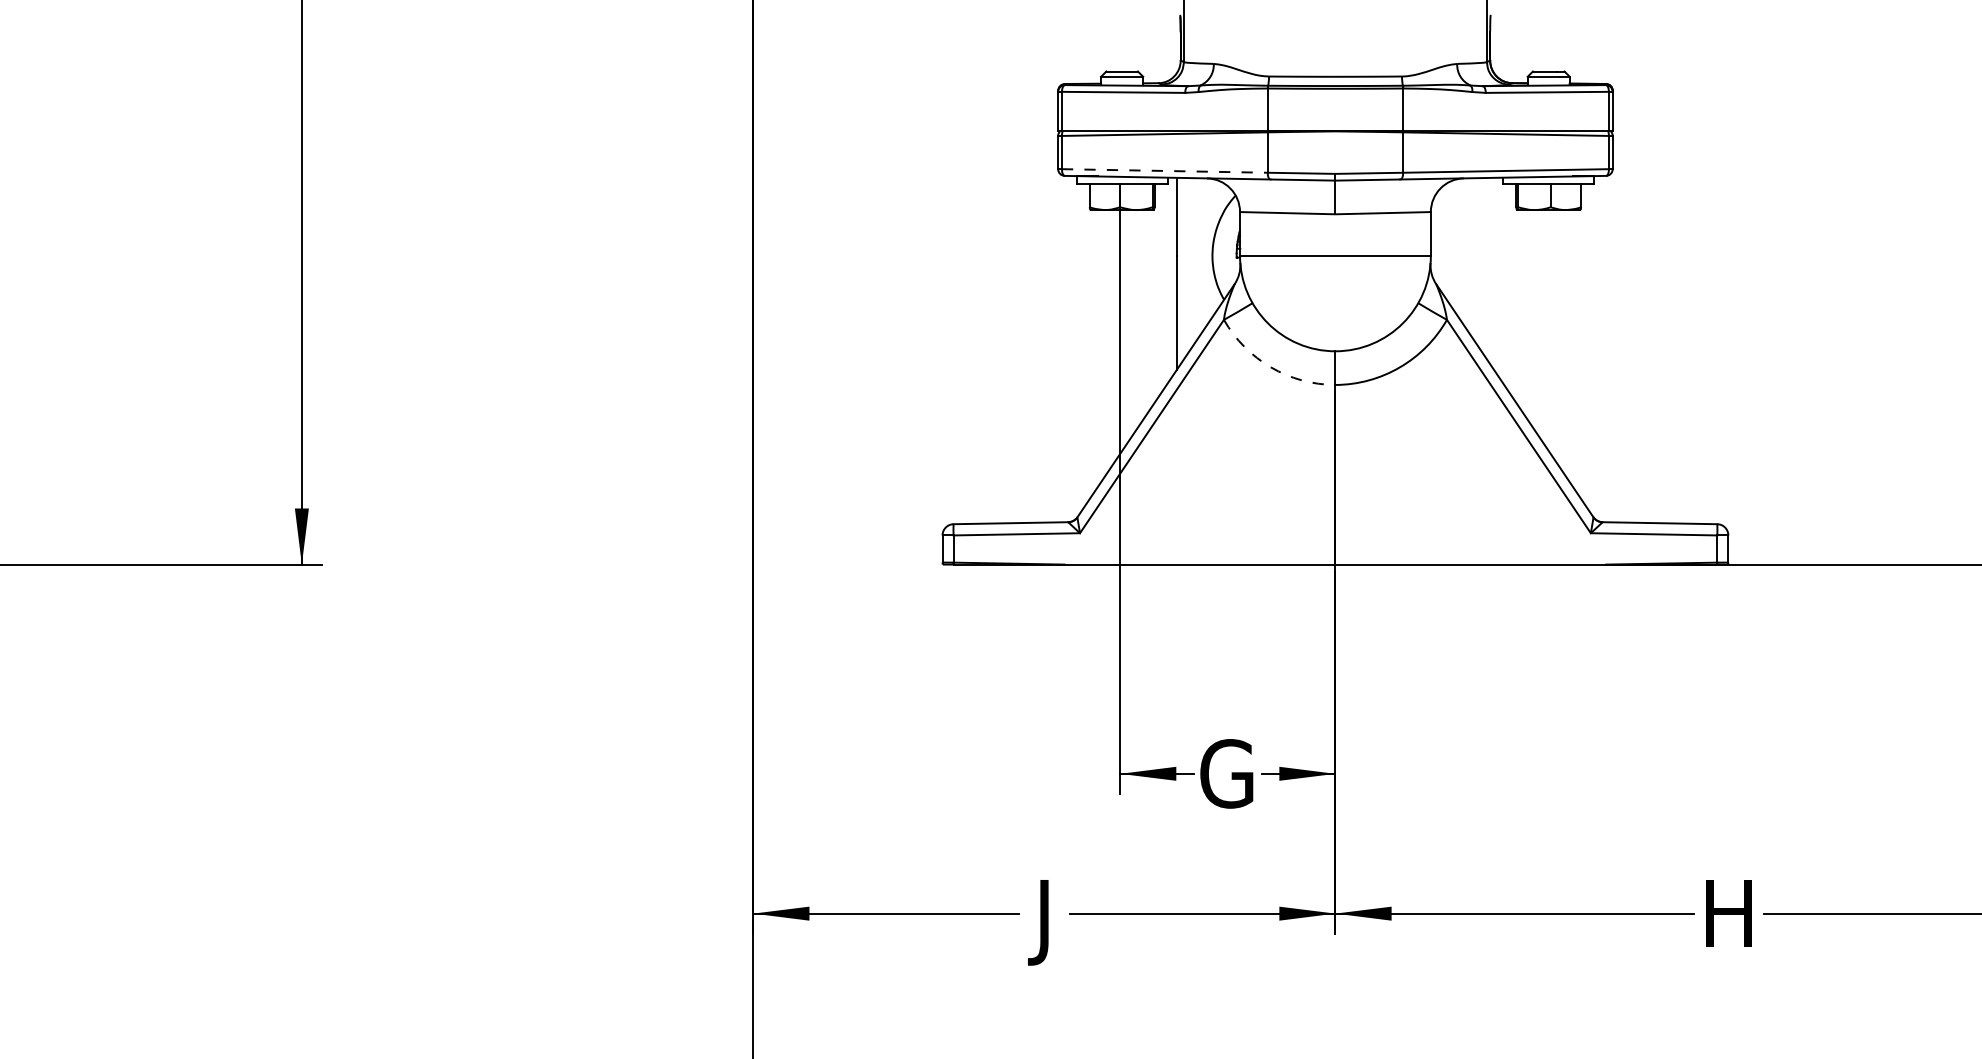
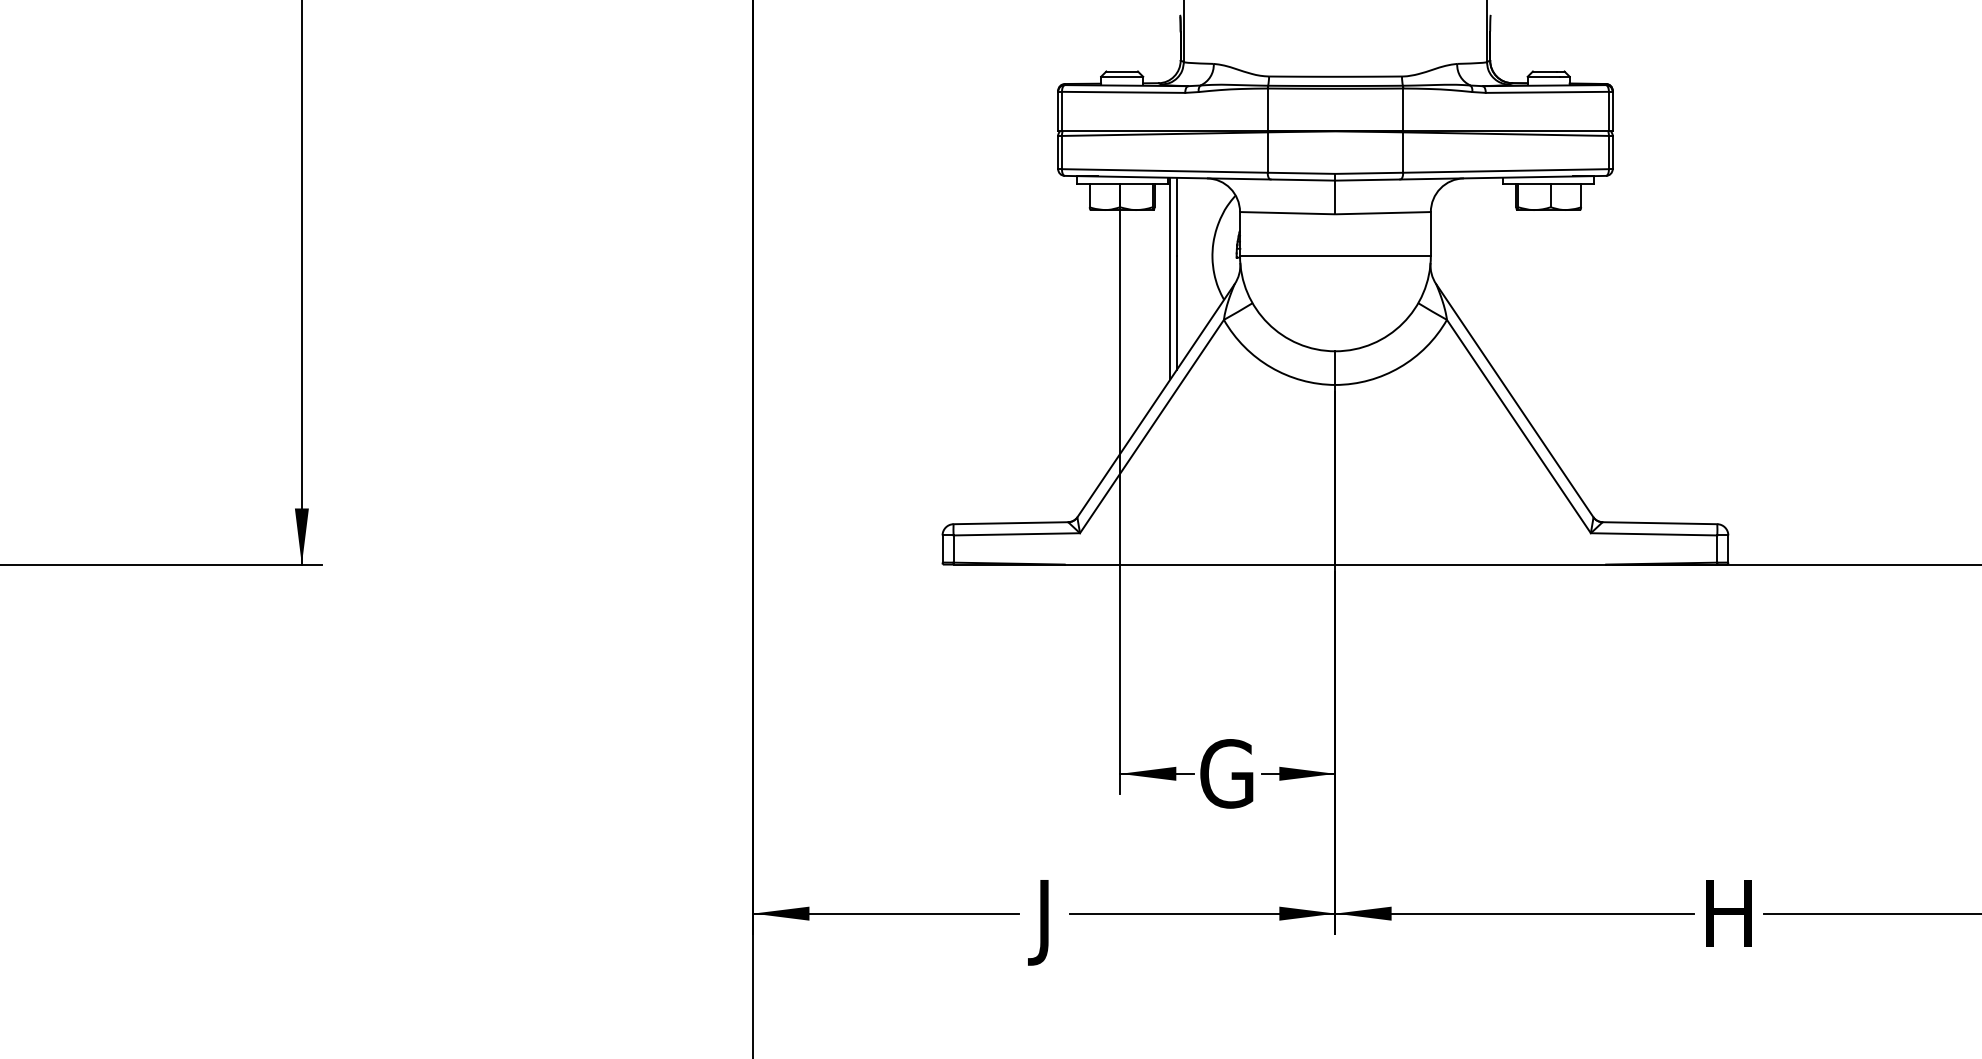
line: dashed -> solid (1164, 170)
line: none -> present (1170, 278)
arc: dashed -> solid (1270, 367)
